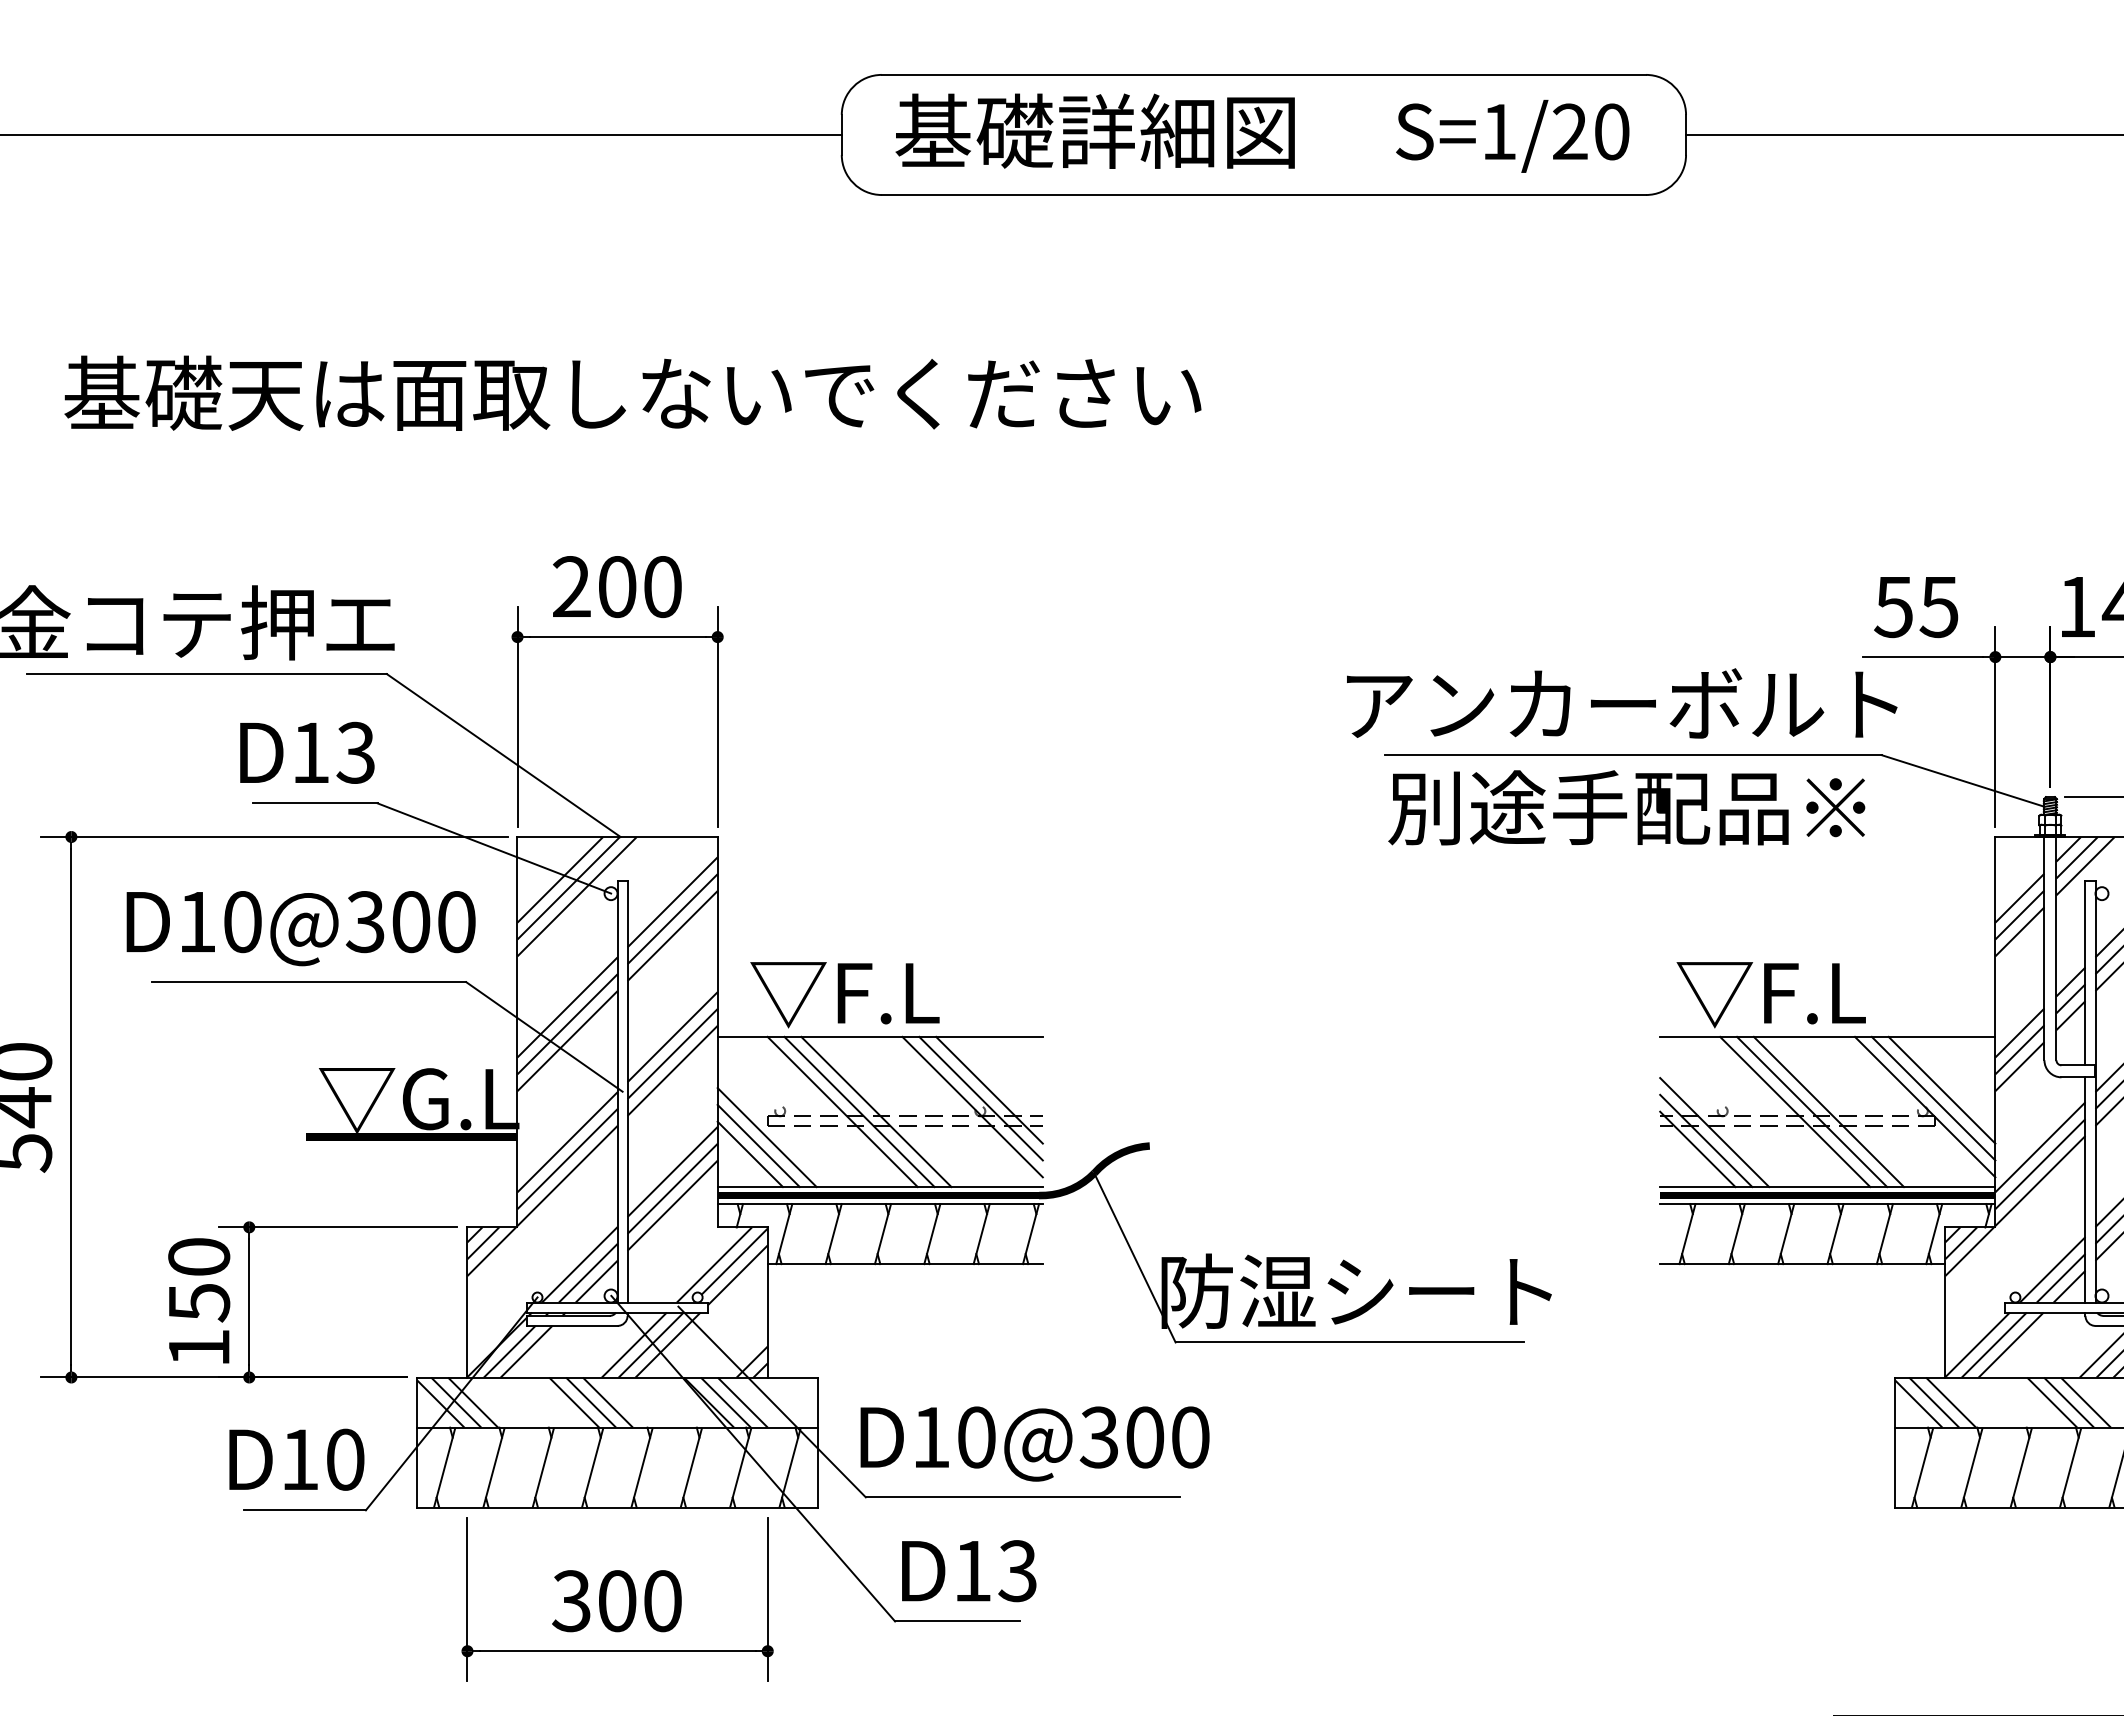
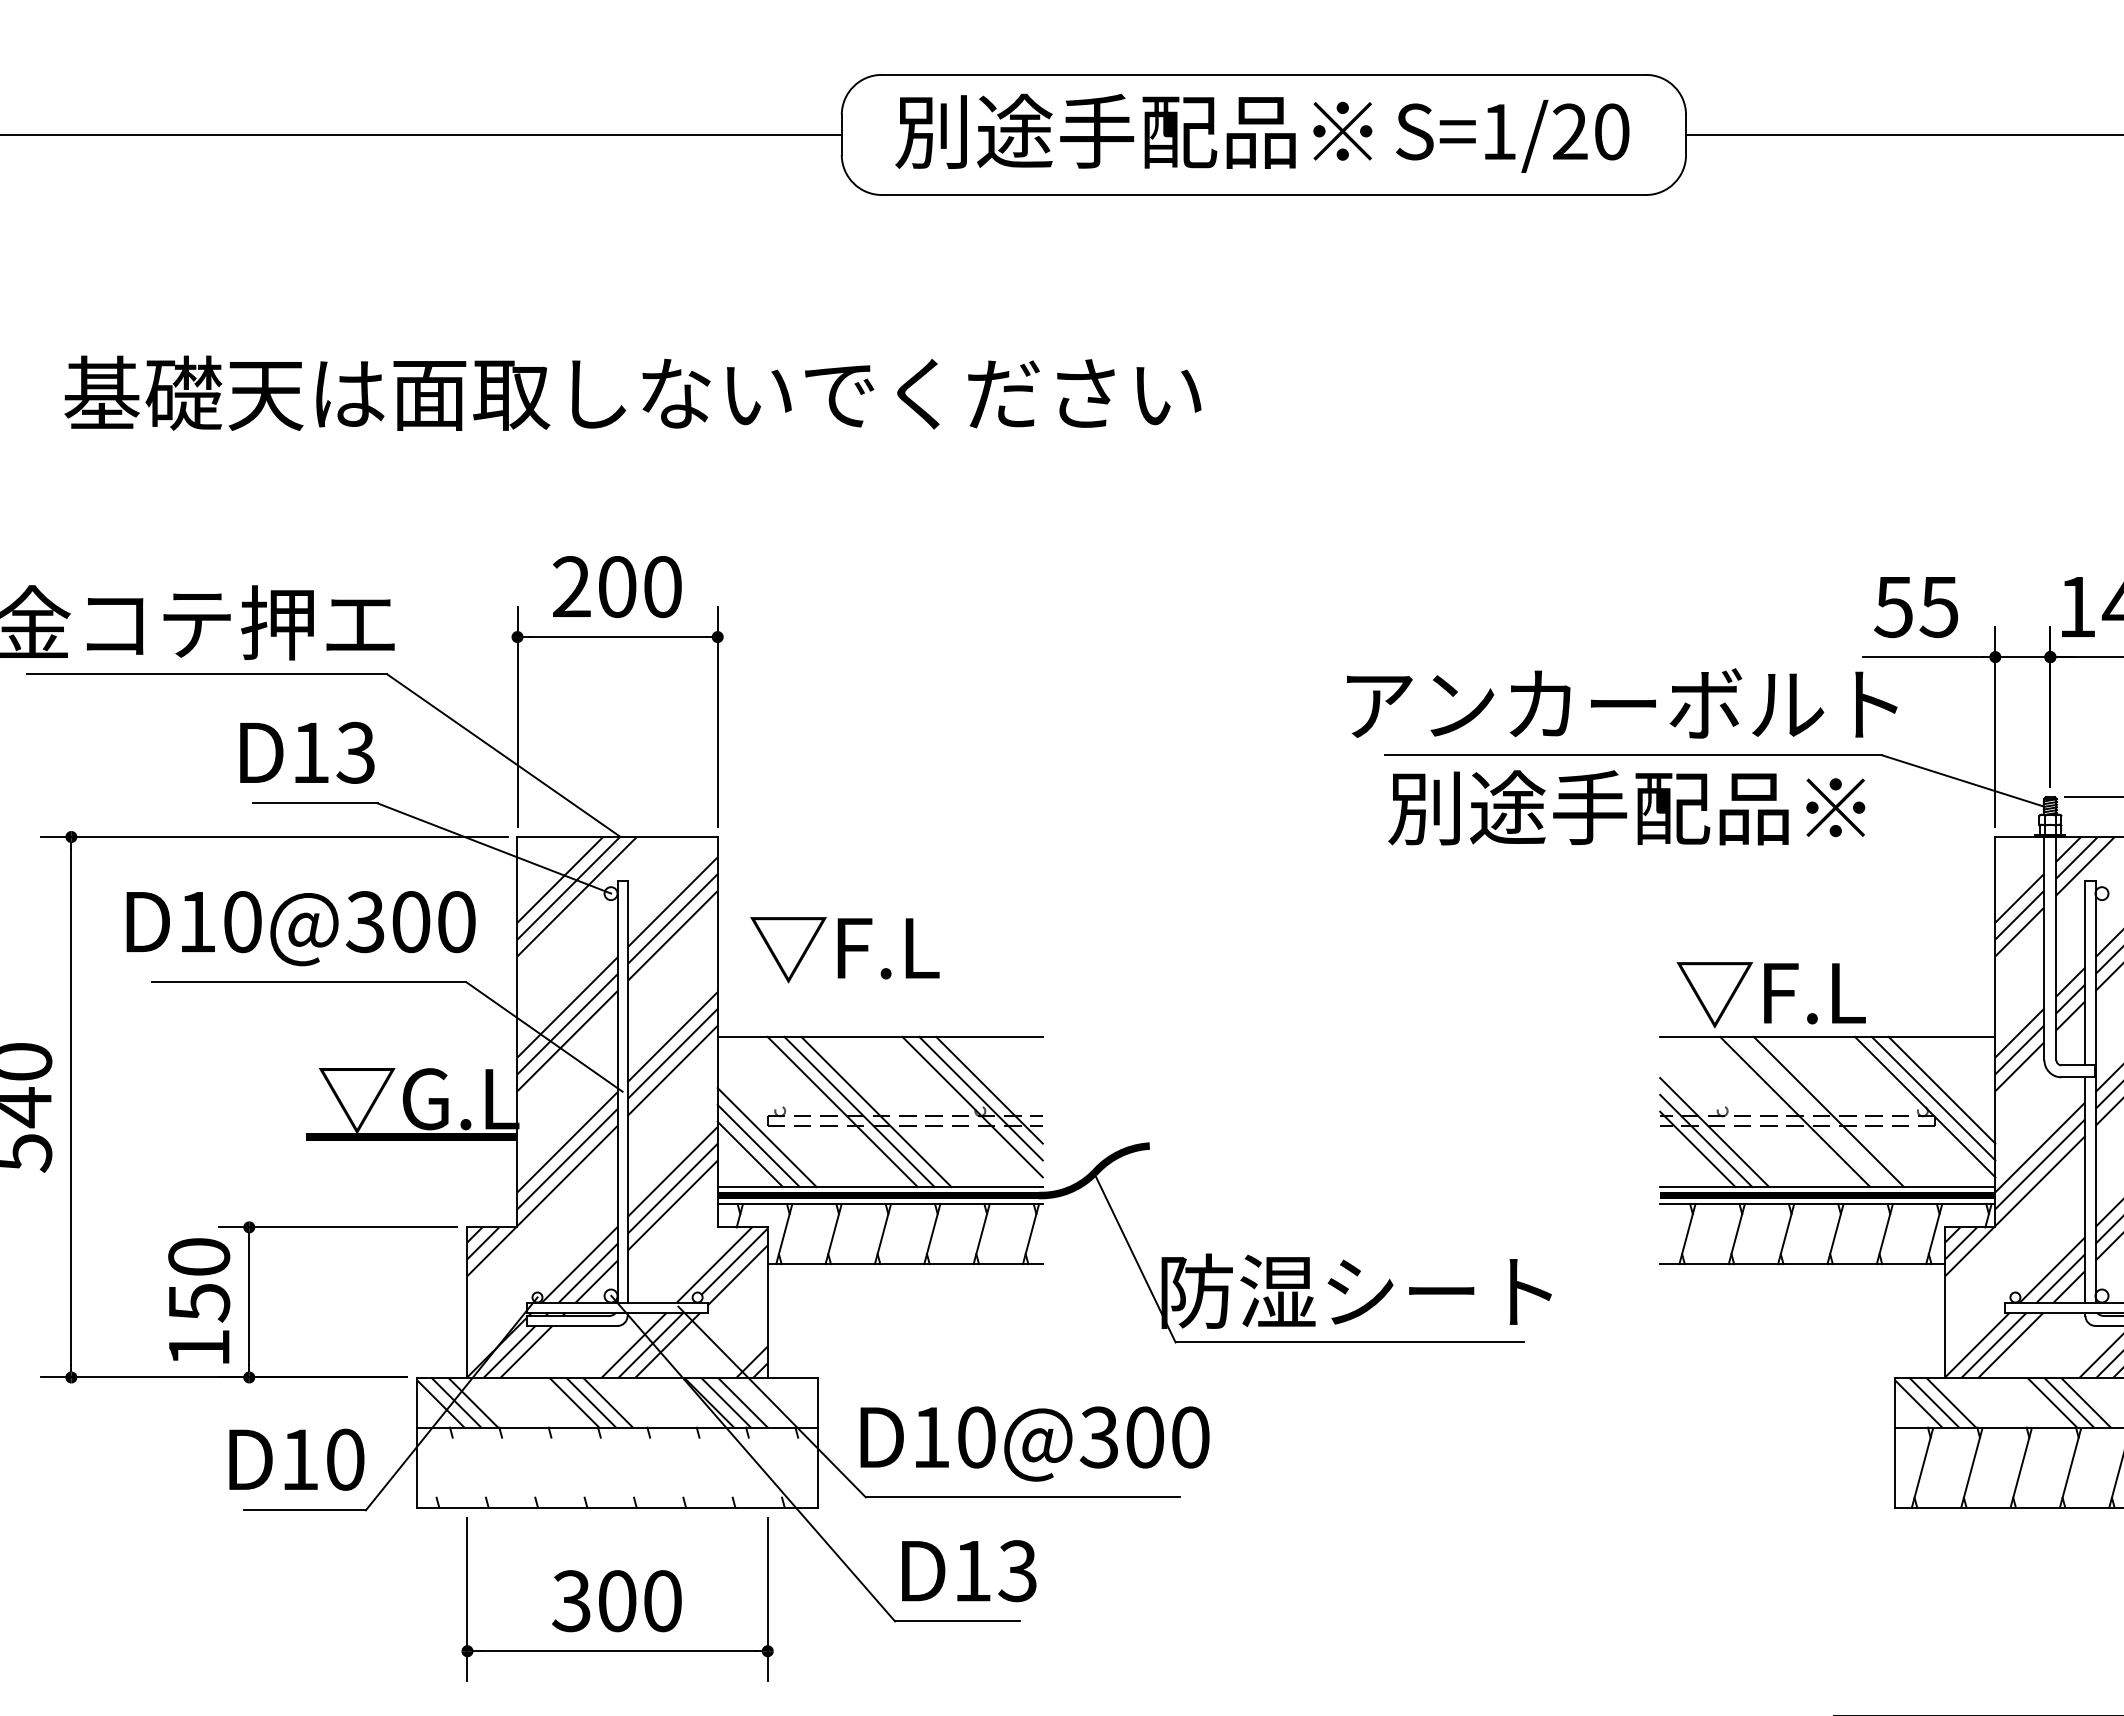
text: 基礎詳細図 -> 別途手配品※ (1133, 130)
text position: (844, 995) -> (844, 950) (844, 950)
line: present -> none (1812, 1111)
hatch: present -> none (616, 1467)
